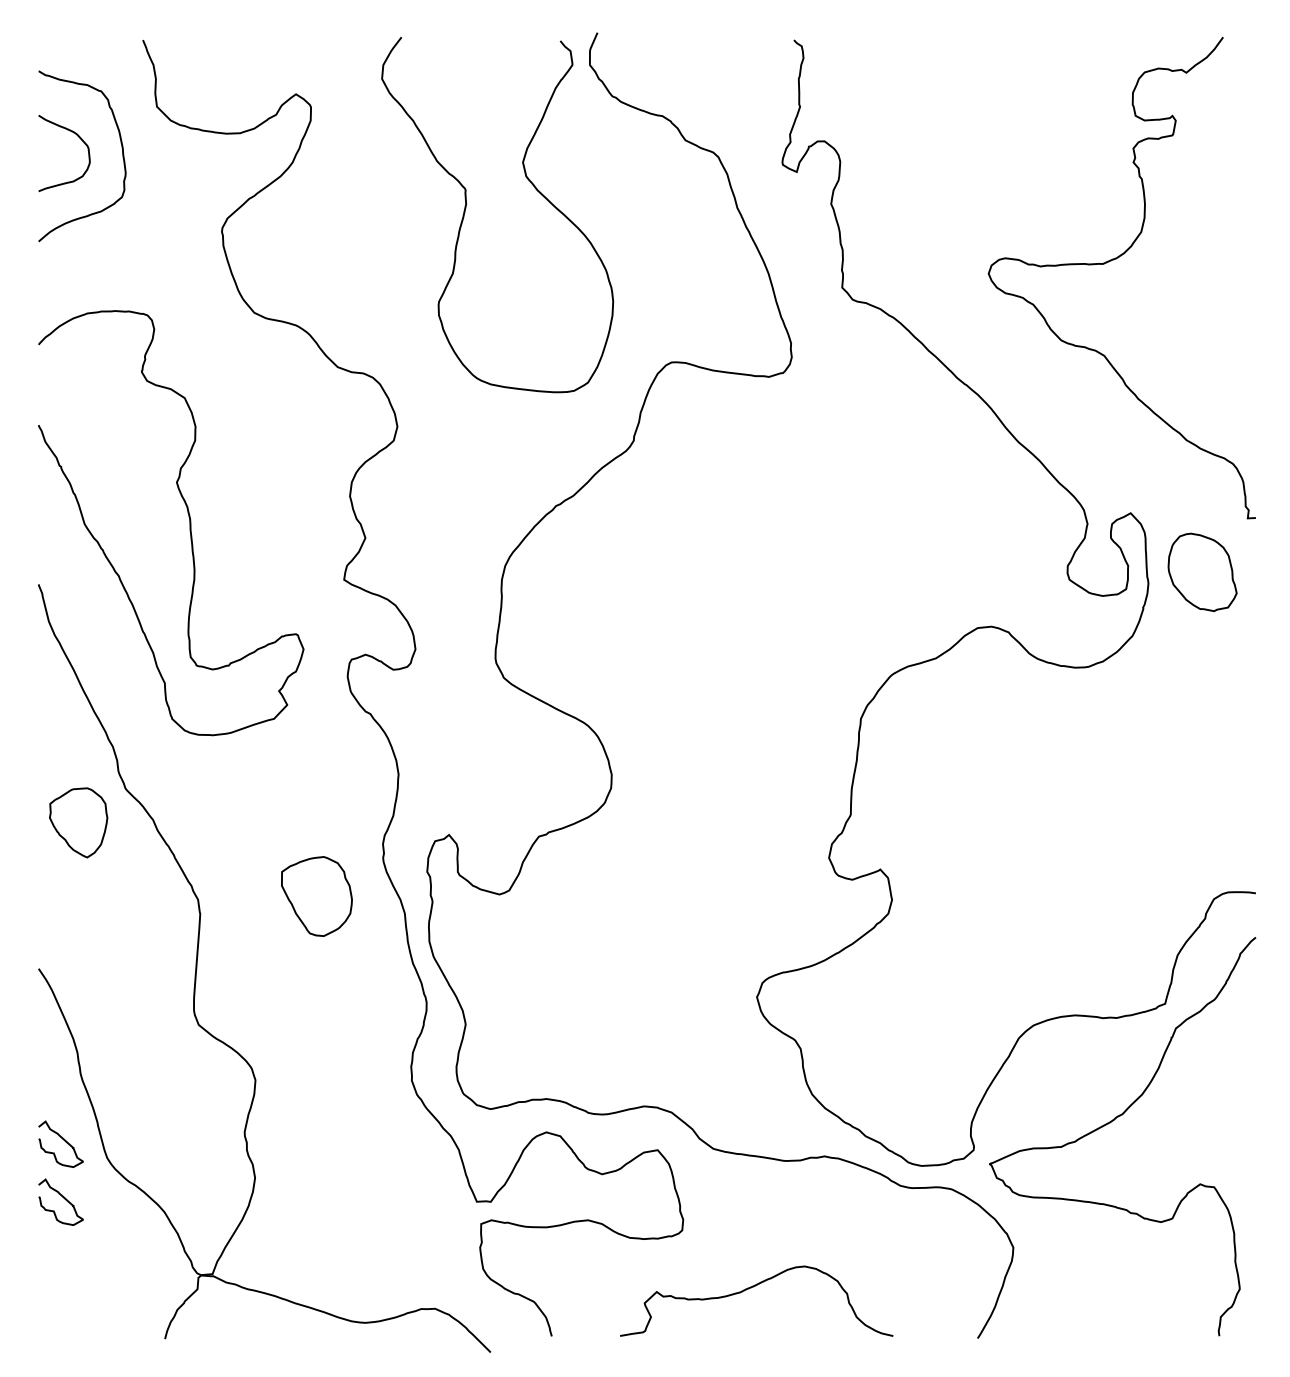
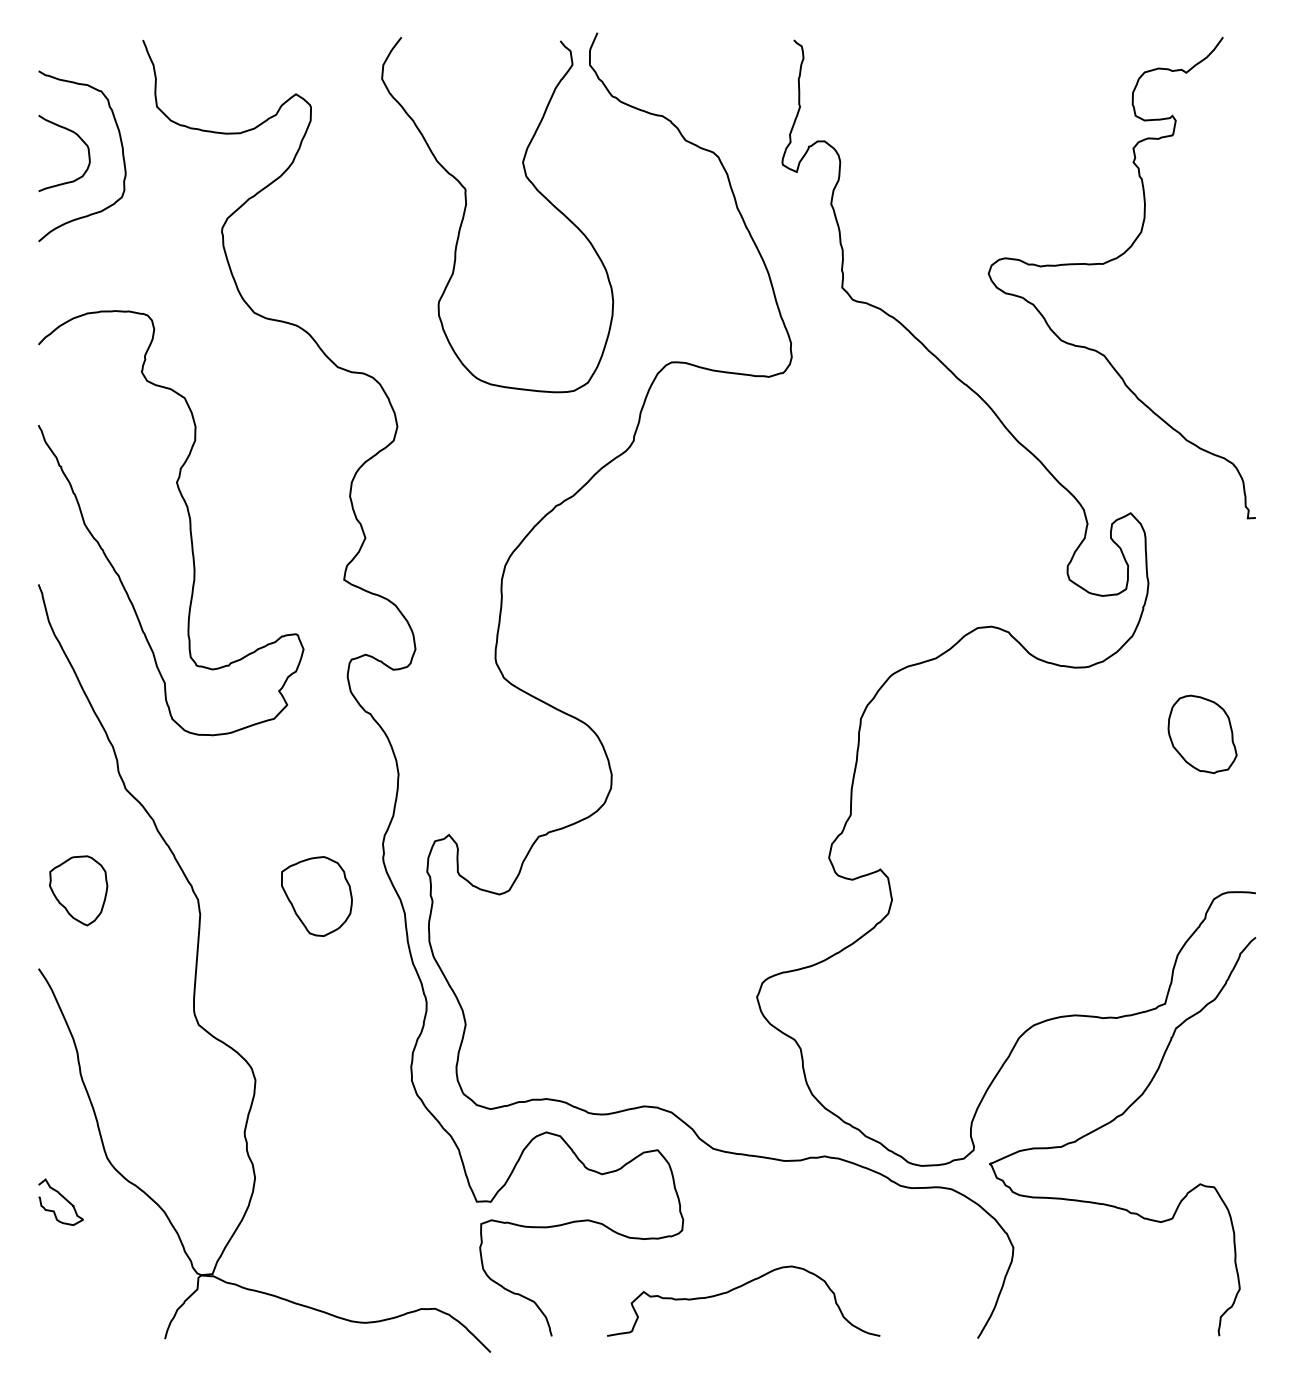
part position: (1202, 572) -> (1202, 734) (1202, 734)
part position: (78, 822) -> (78, 890) (78, 890)
curve: present -> none (63, 1140)
curve position: (751, 1288) -> (738, 1288) (738, 1288)
